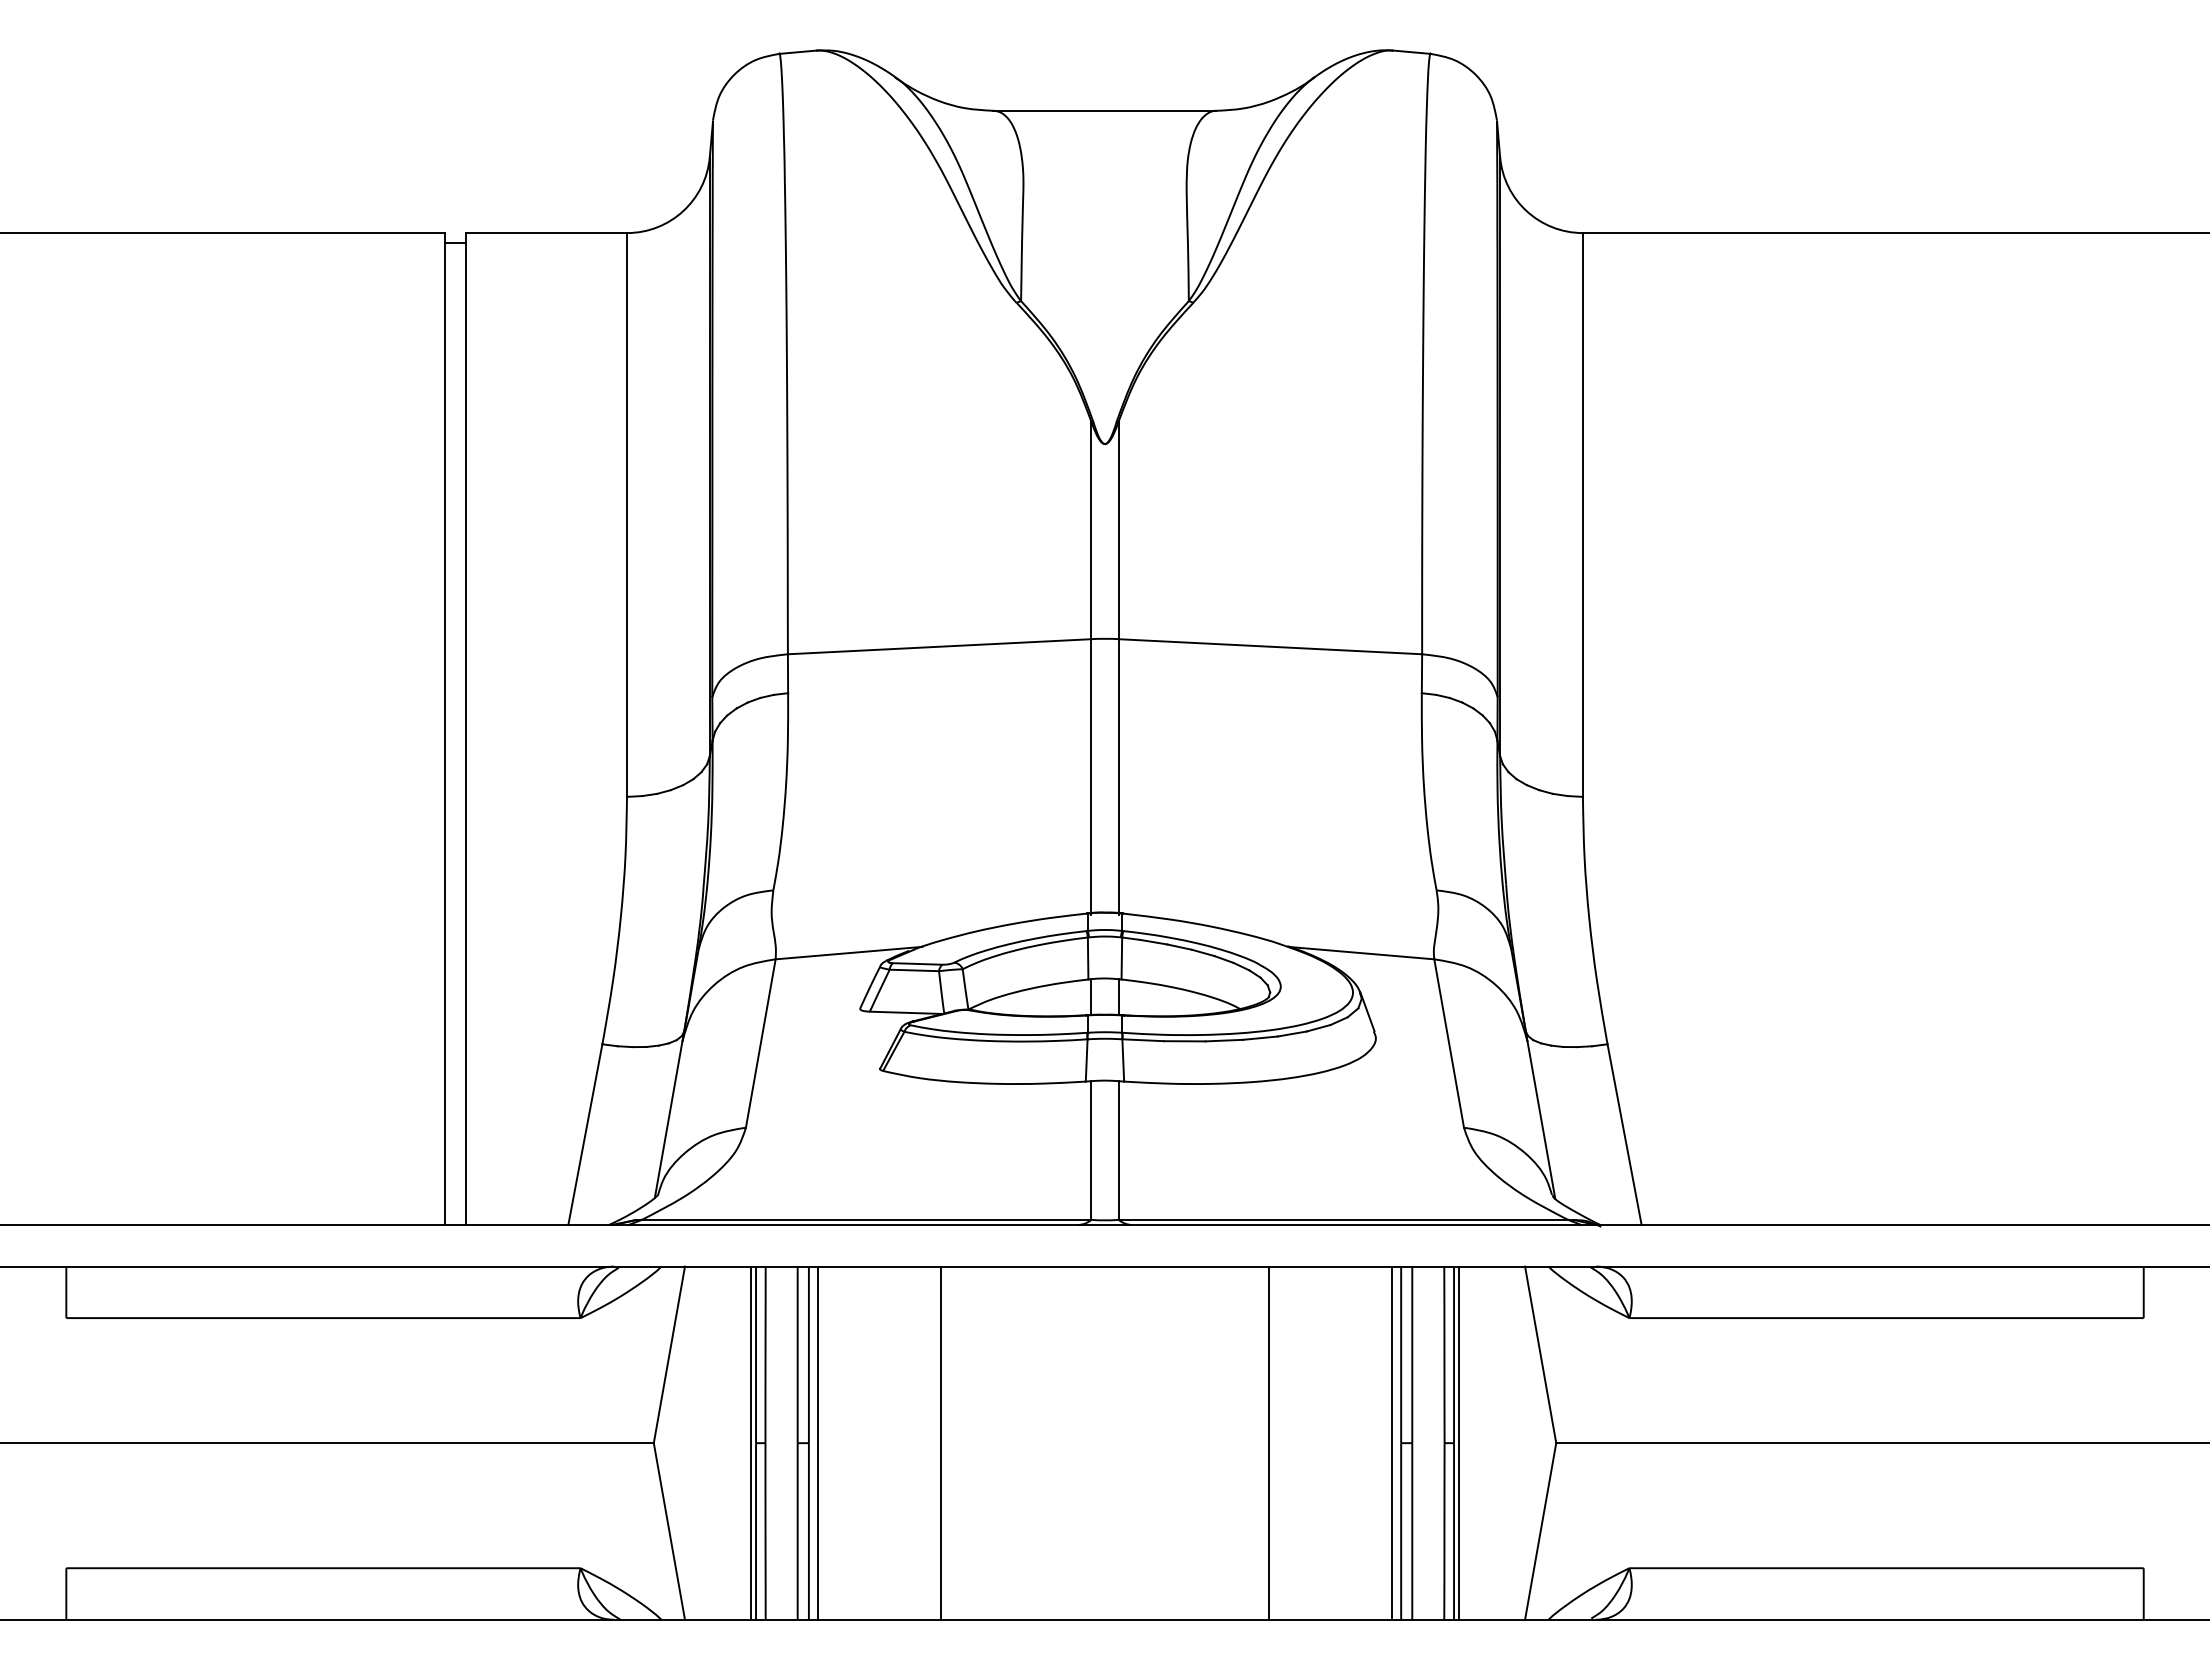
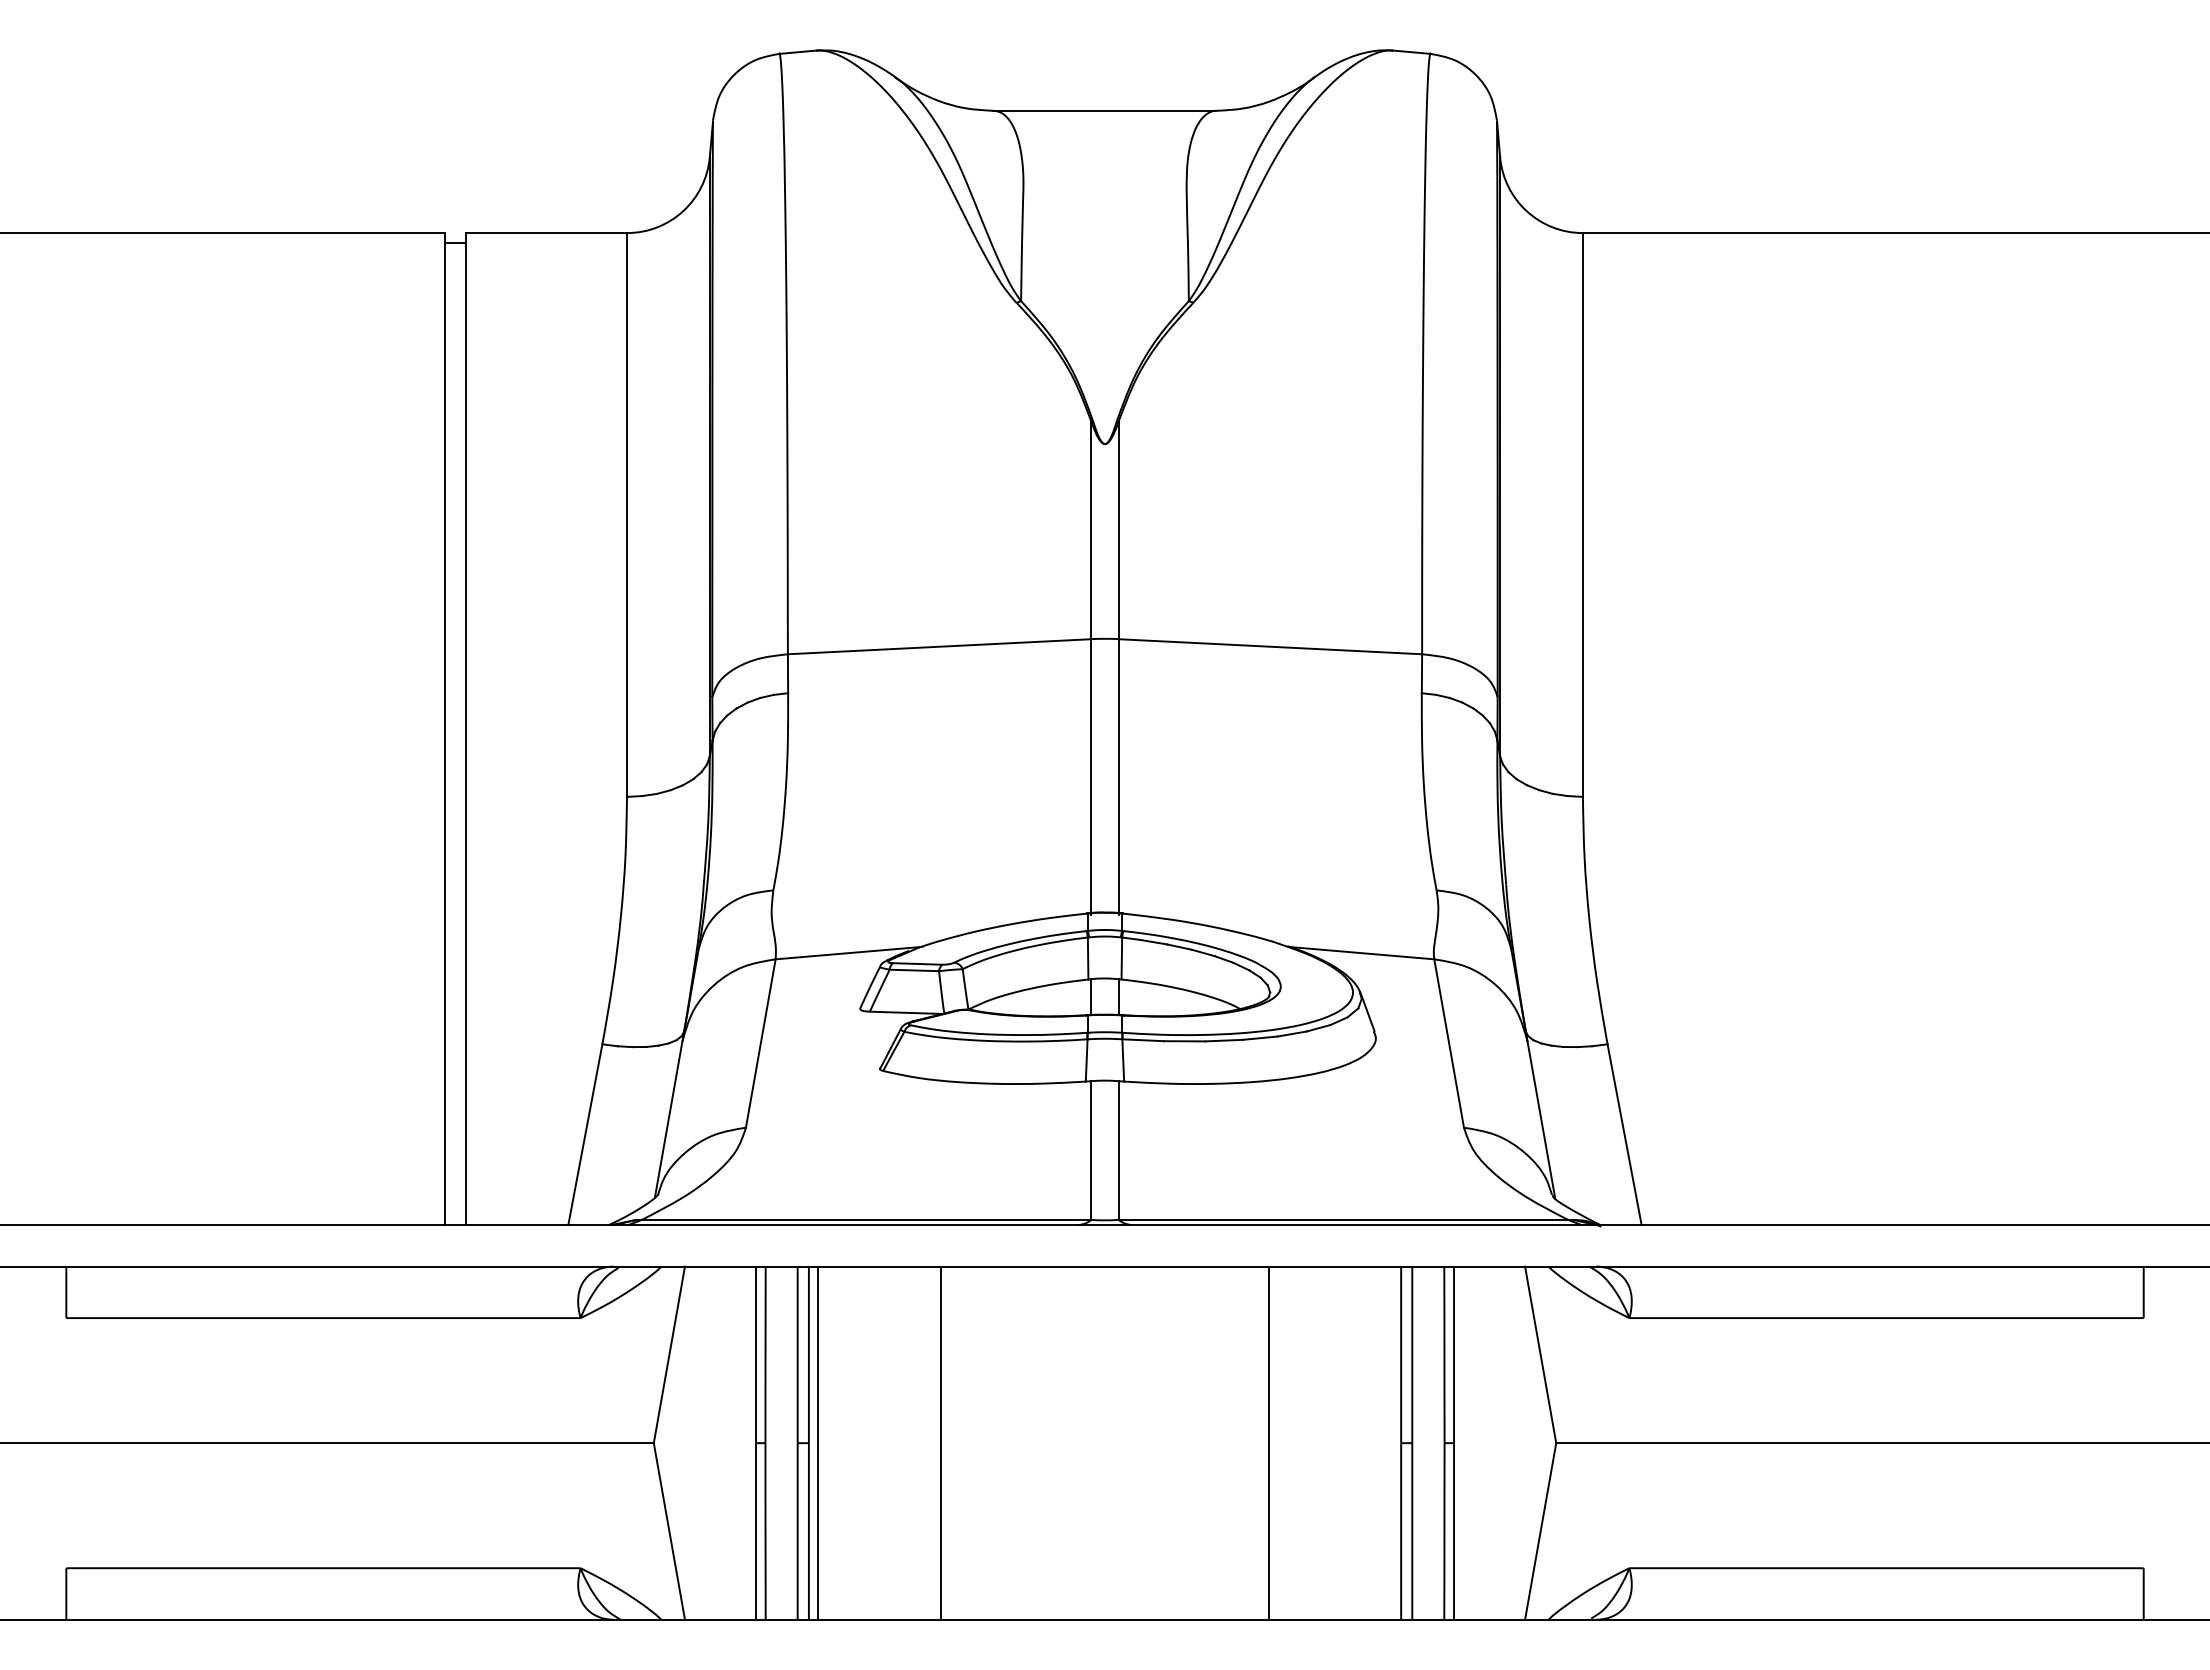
line: present -> none (751, 1442)
line: present -> none (1391, 1442)
line: present -> none (1458, 1442)
